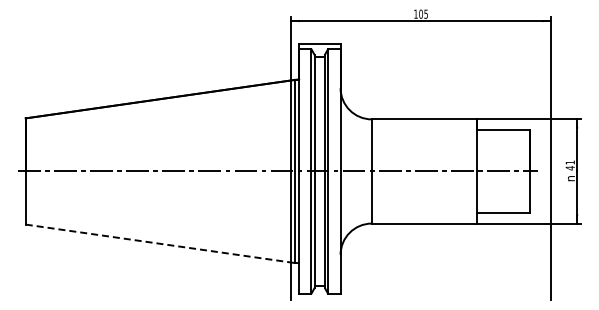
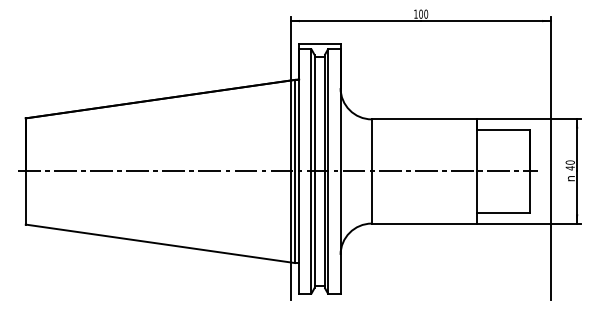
text: 105 -> 100 (426, 13)
text: 41 -> 40 (569, 162)
line: dashed -> solid (160, 243)
